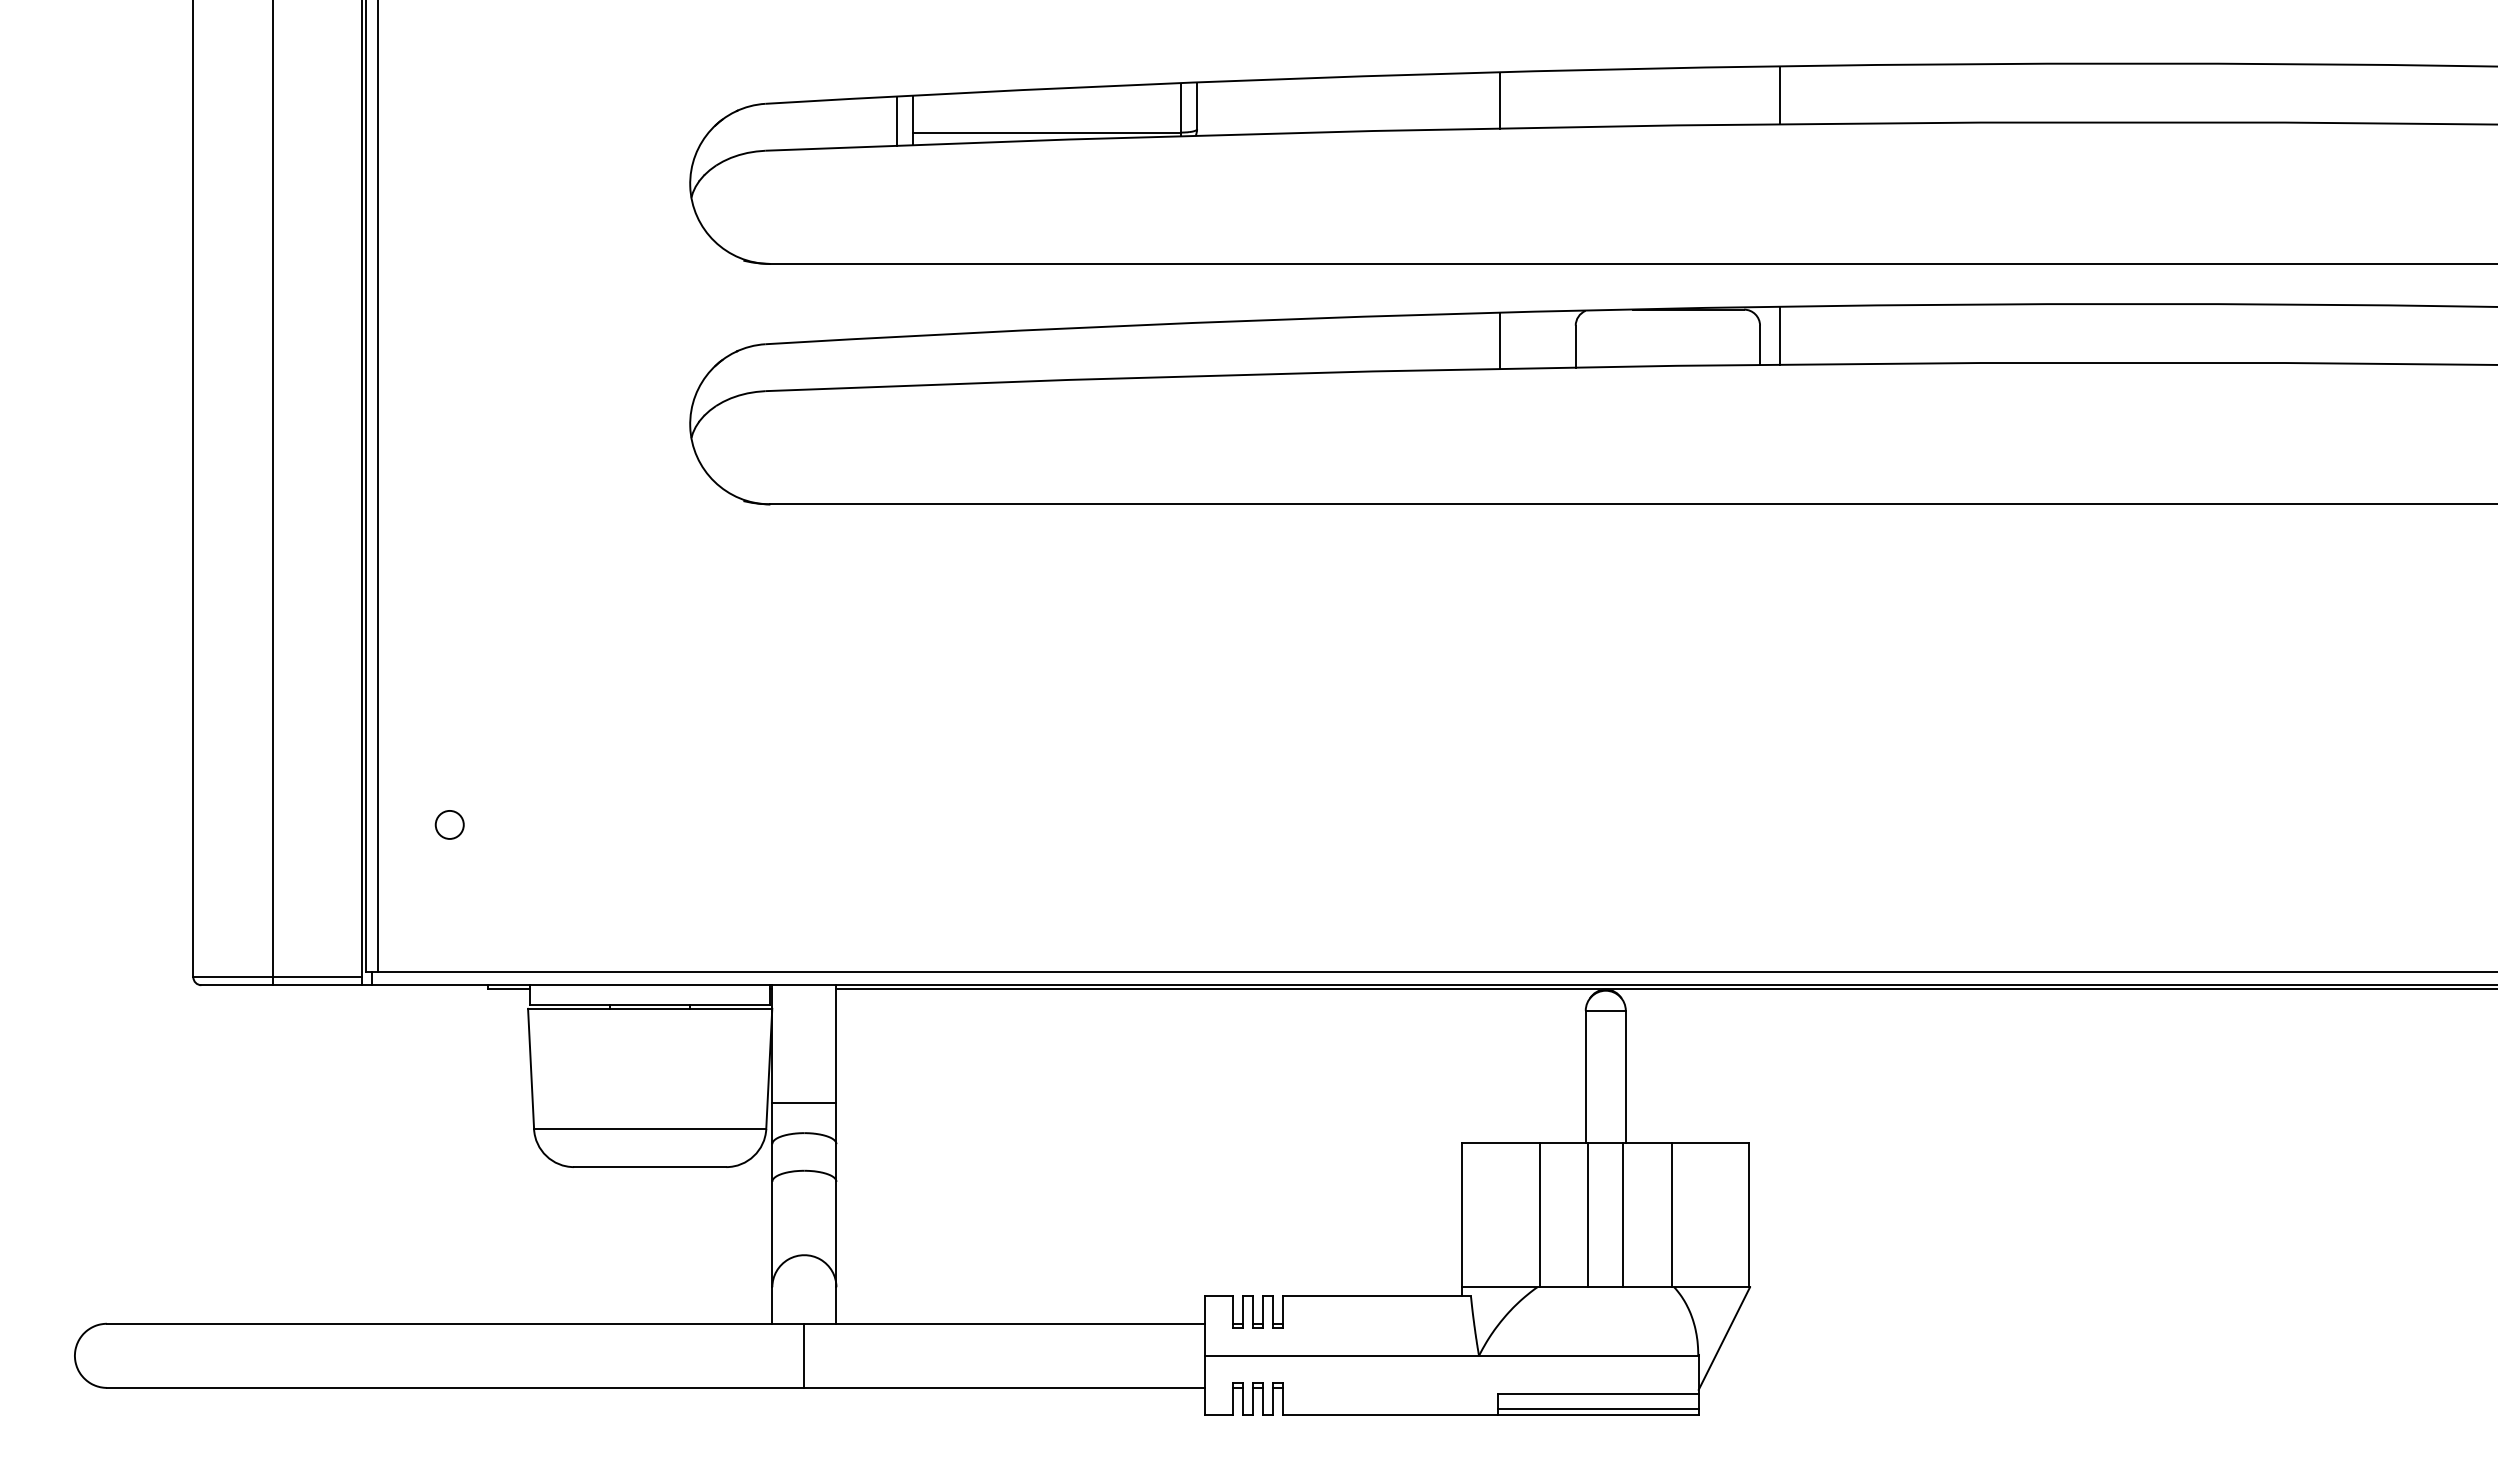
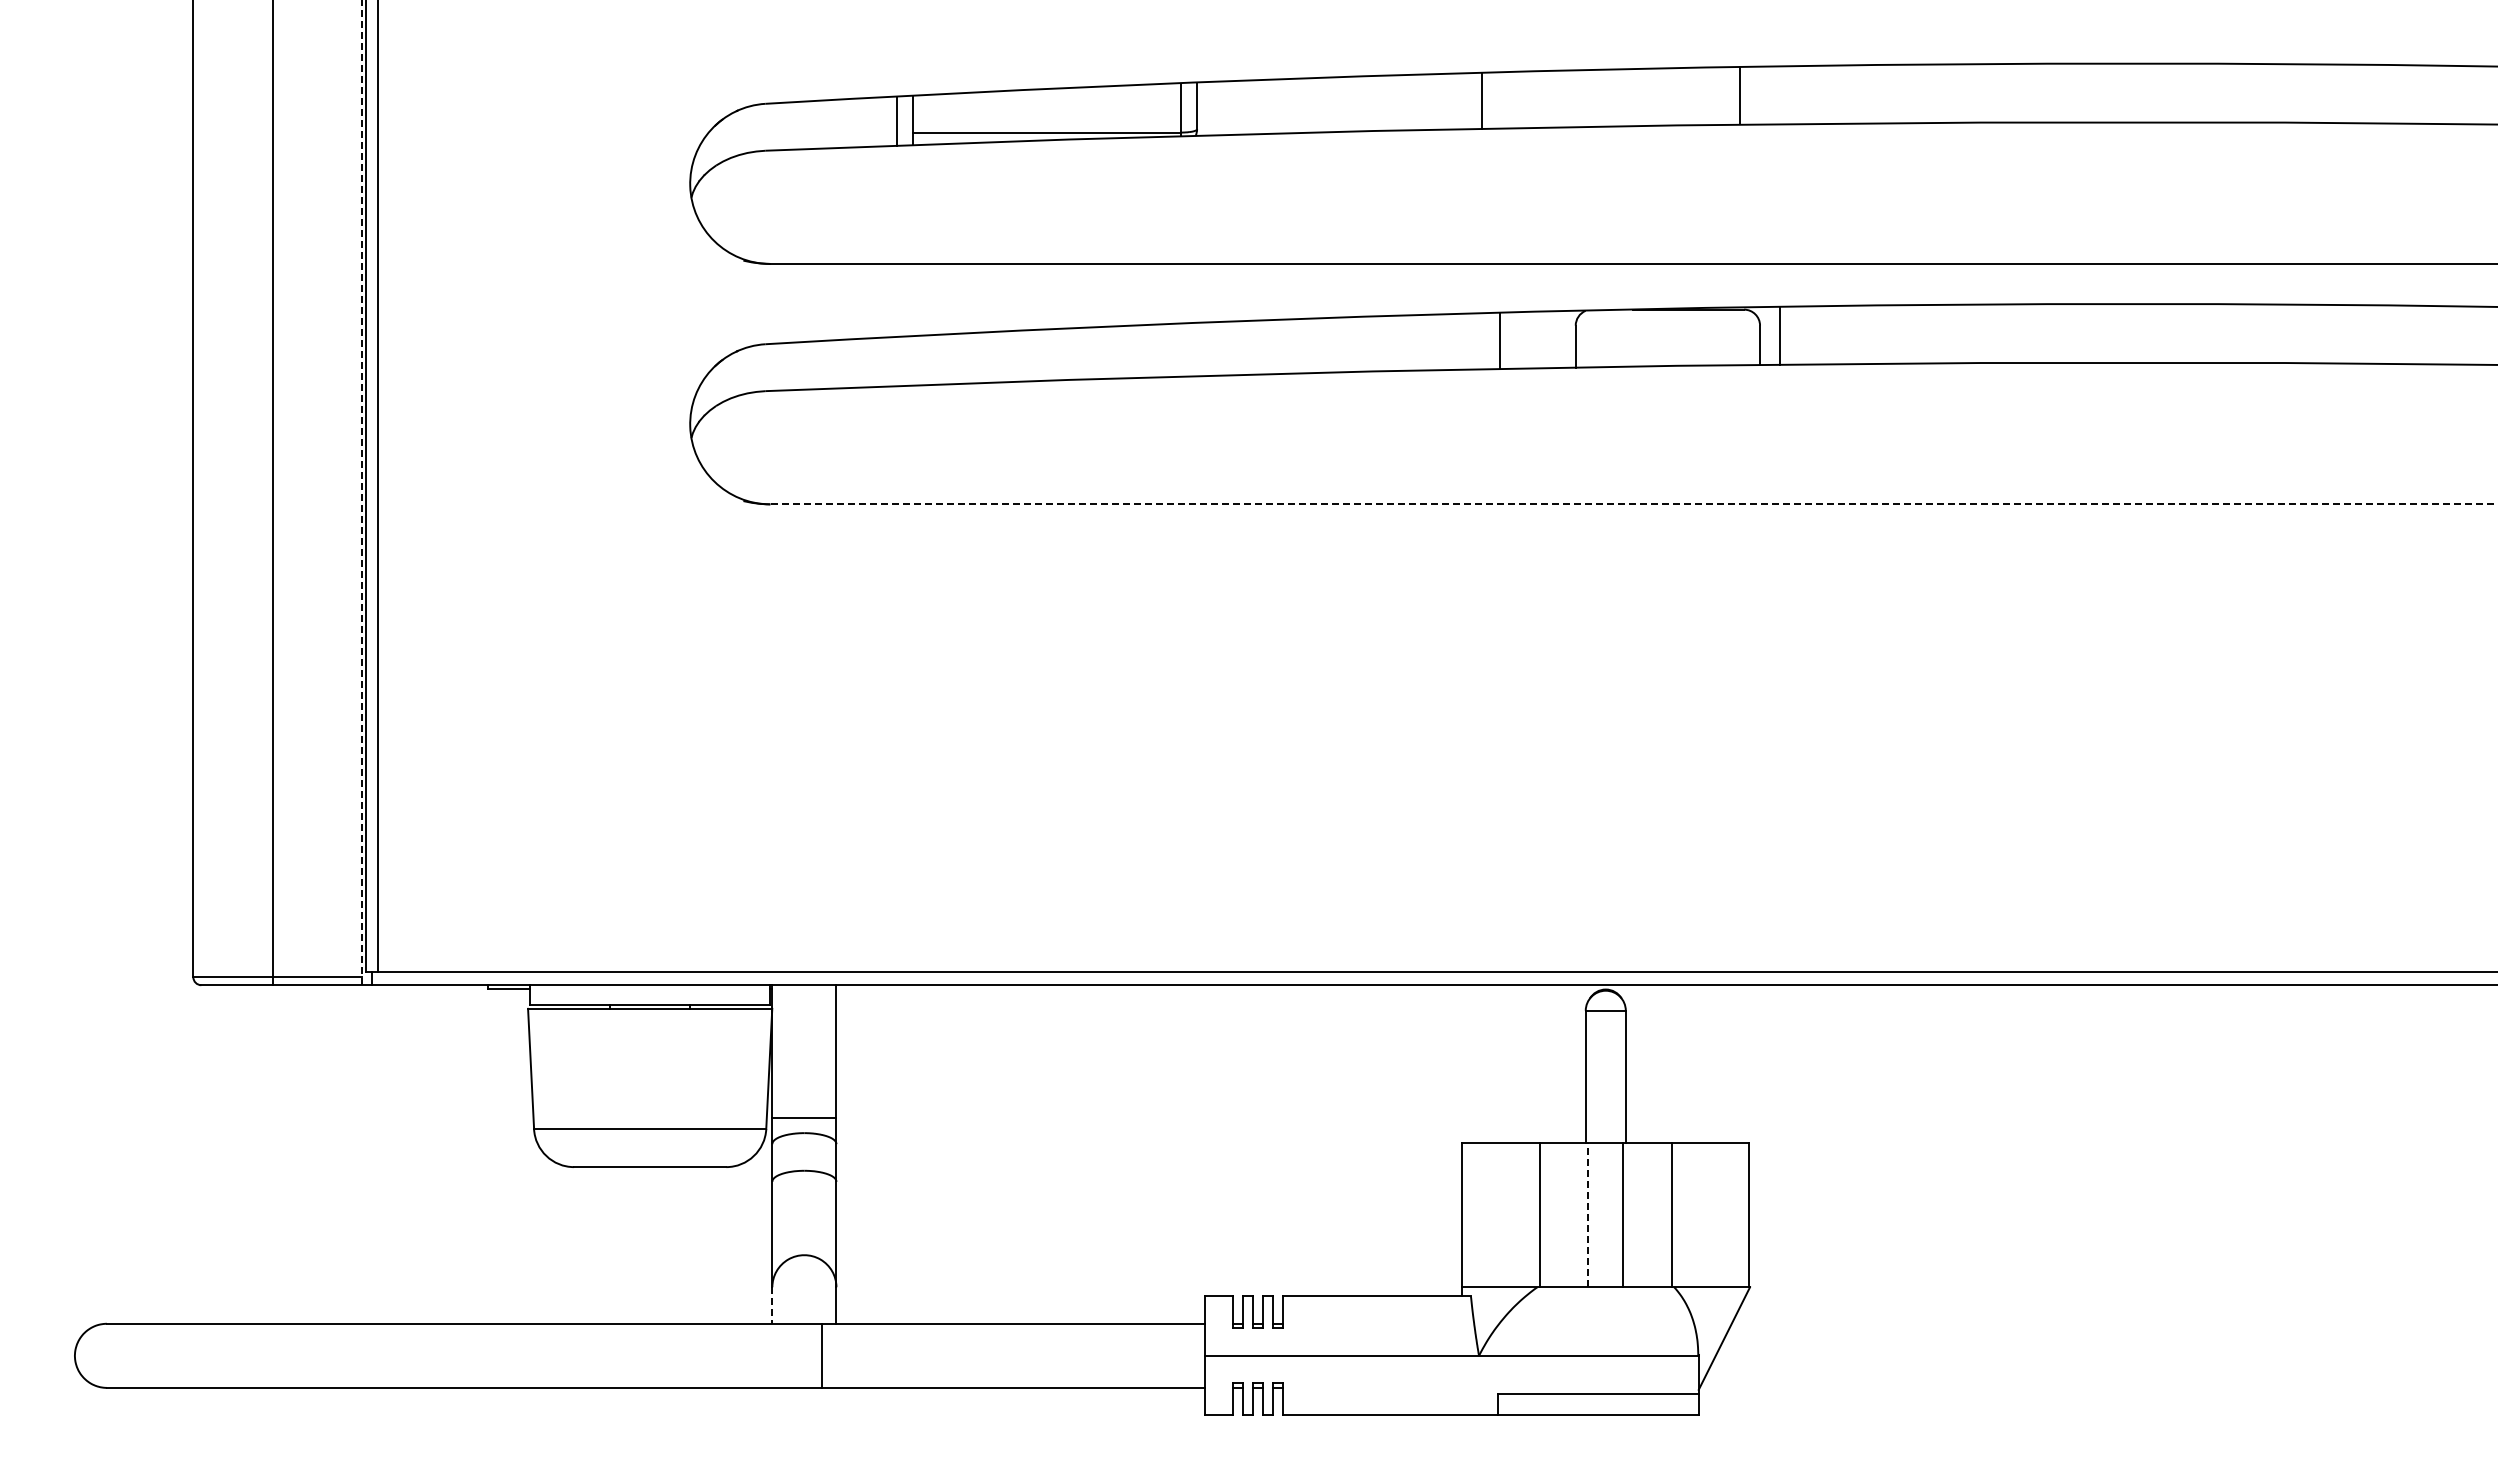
line position: (1780, 95) -> (1740, 95) (1740, 95)
line position: (1499, 100) -> (1481, 100) (1481, 100)
line: solid -> dashed (361, 492)
line: solid -> dashed (1633, 504)
circle: present -> none (449, 824)
line: present -> none (1665, 989)
line position: (804, 1103) -> (804, 1118) (804, 1118)
line: solid -> dashed (1588, 1214)
line: solid -> dashed (772, 1306)
line position: (804, 1355) -> (822, 1355) (822, 1355)
line: present -> none (1598, 1409)
